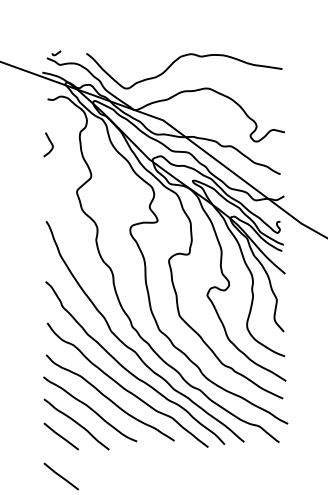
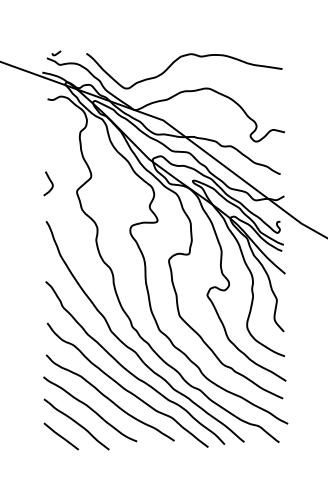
curve position: (49, 142) -> (49, 181) (49, 181)
line: present -> none (60, 476)
